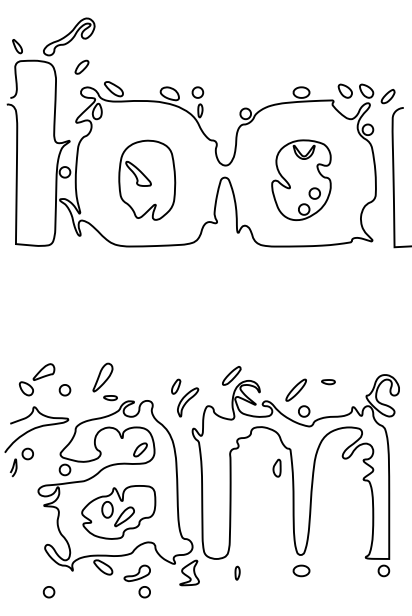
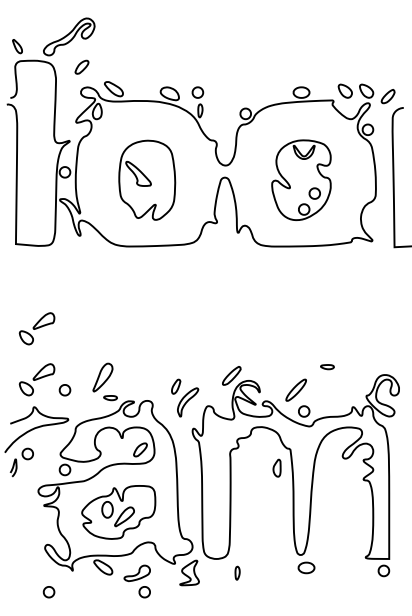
part: none -> present (36, 328)
part position: (328, 382) -> (327, 367) (327, 367)
part position: (301, 570) -> (306, 567) (306, 567)
